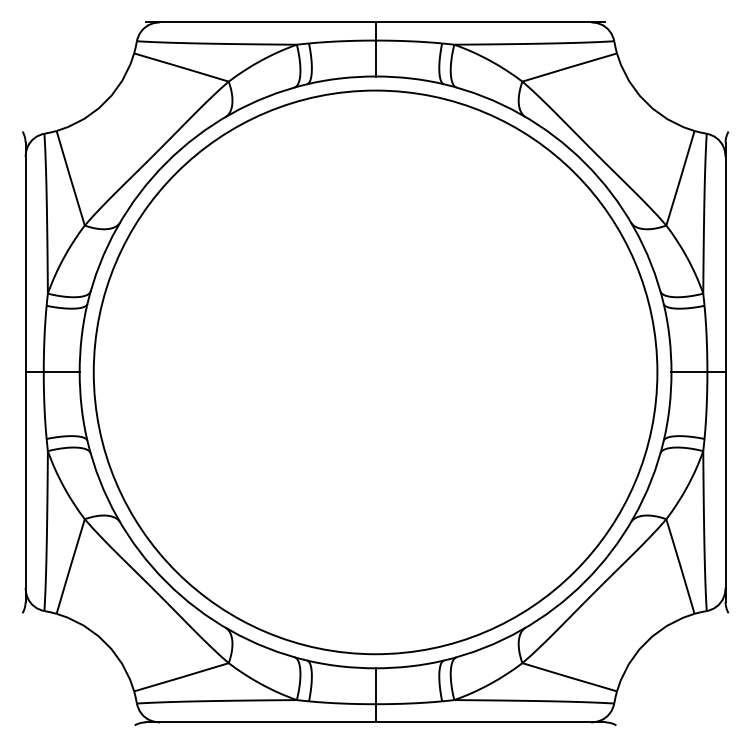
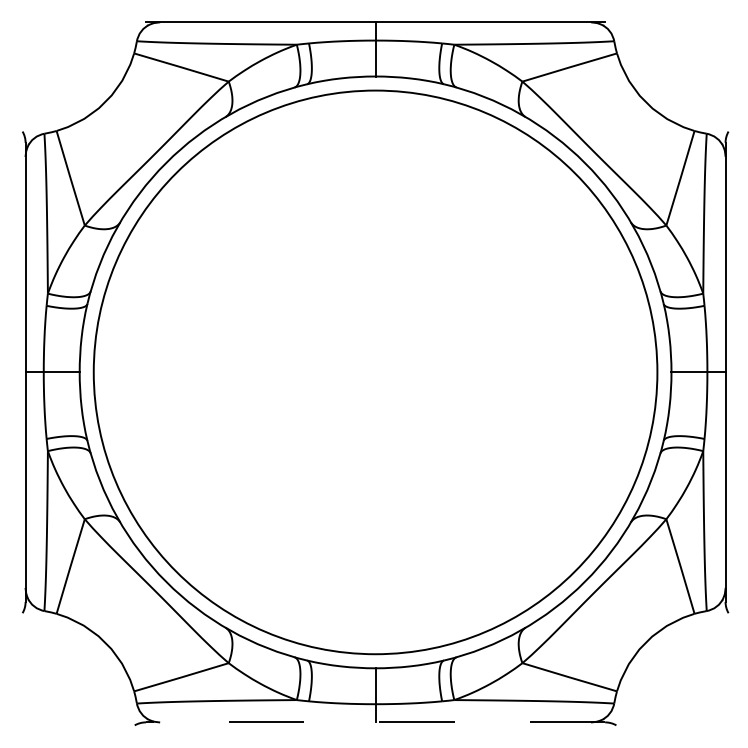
line: solid -> dashed (375, 722)
